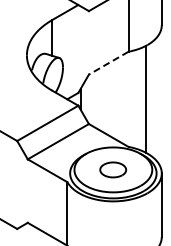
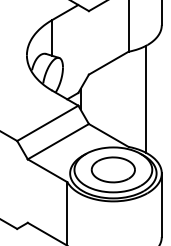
line: dashed -> solid (108, 63)
part size: 29x18 px -> 46x28 px (112, 169)
